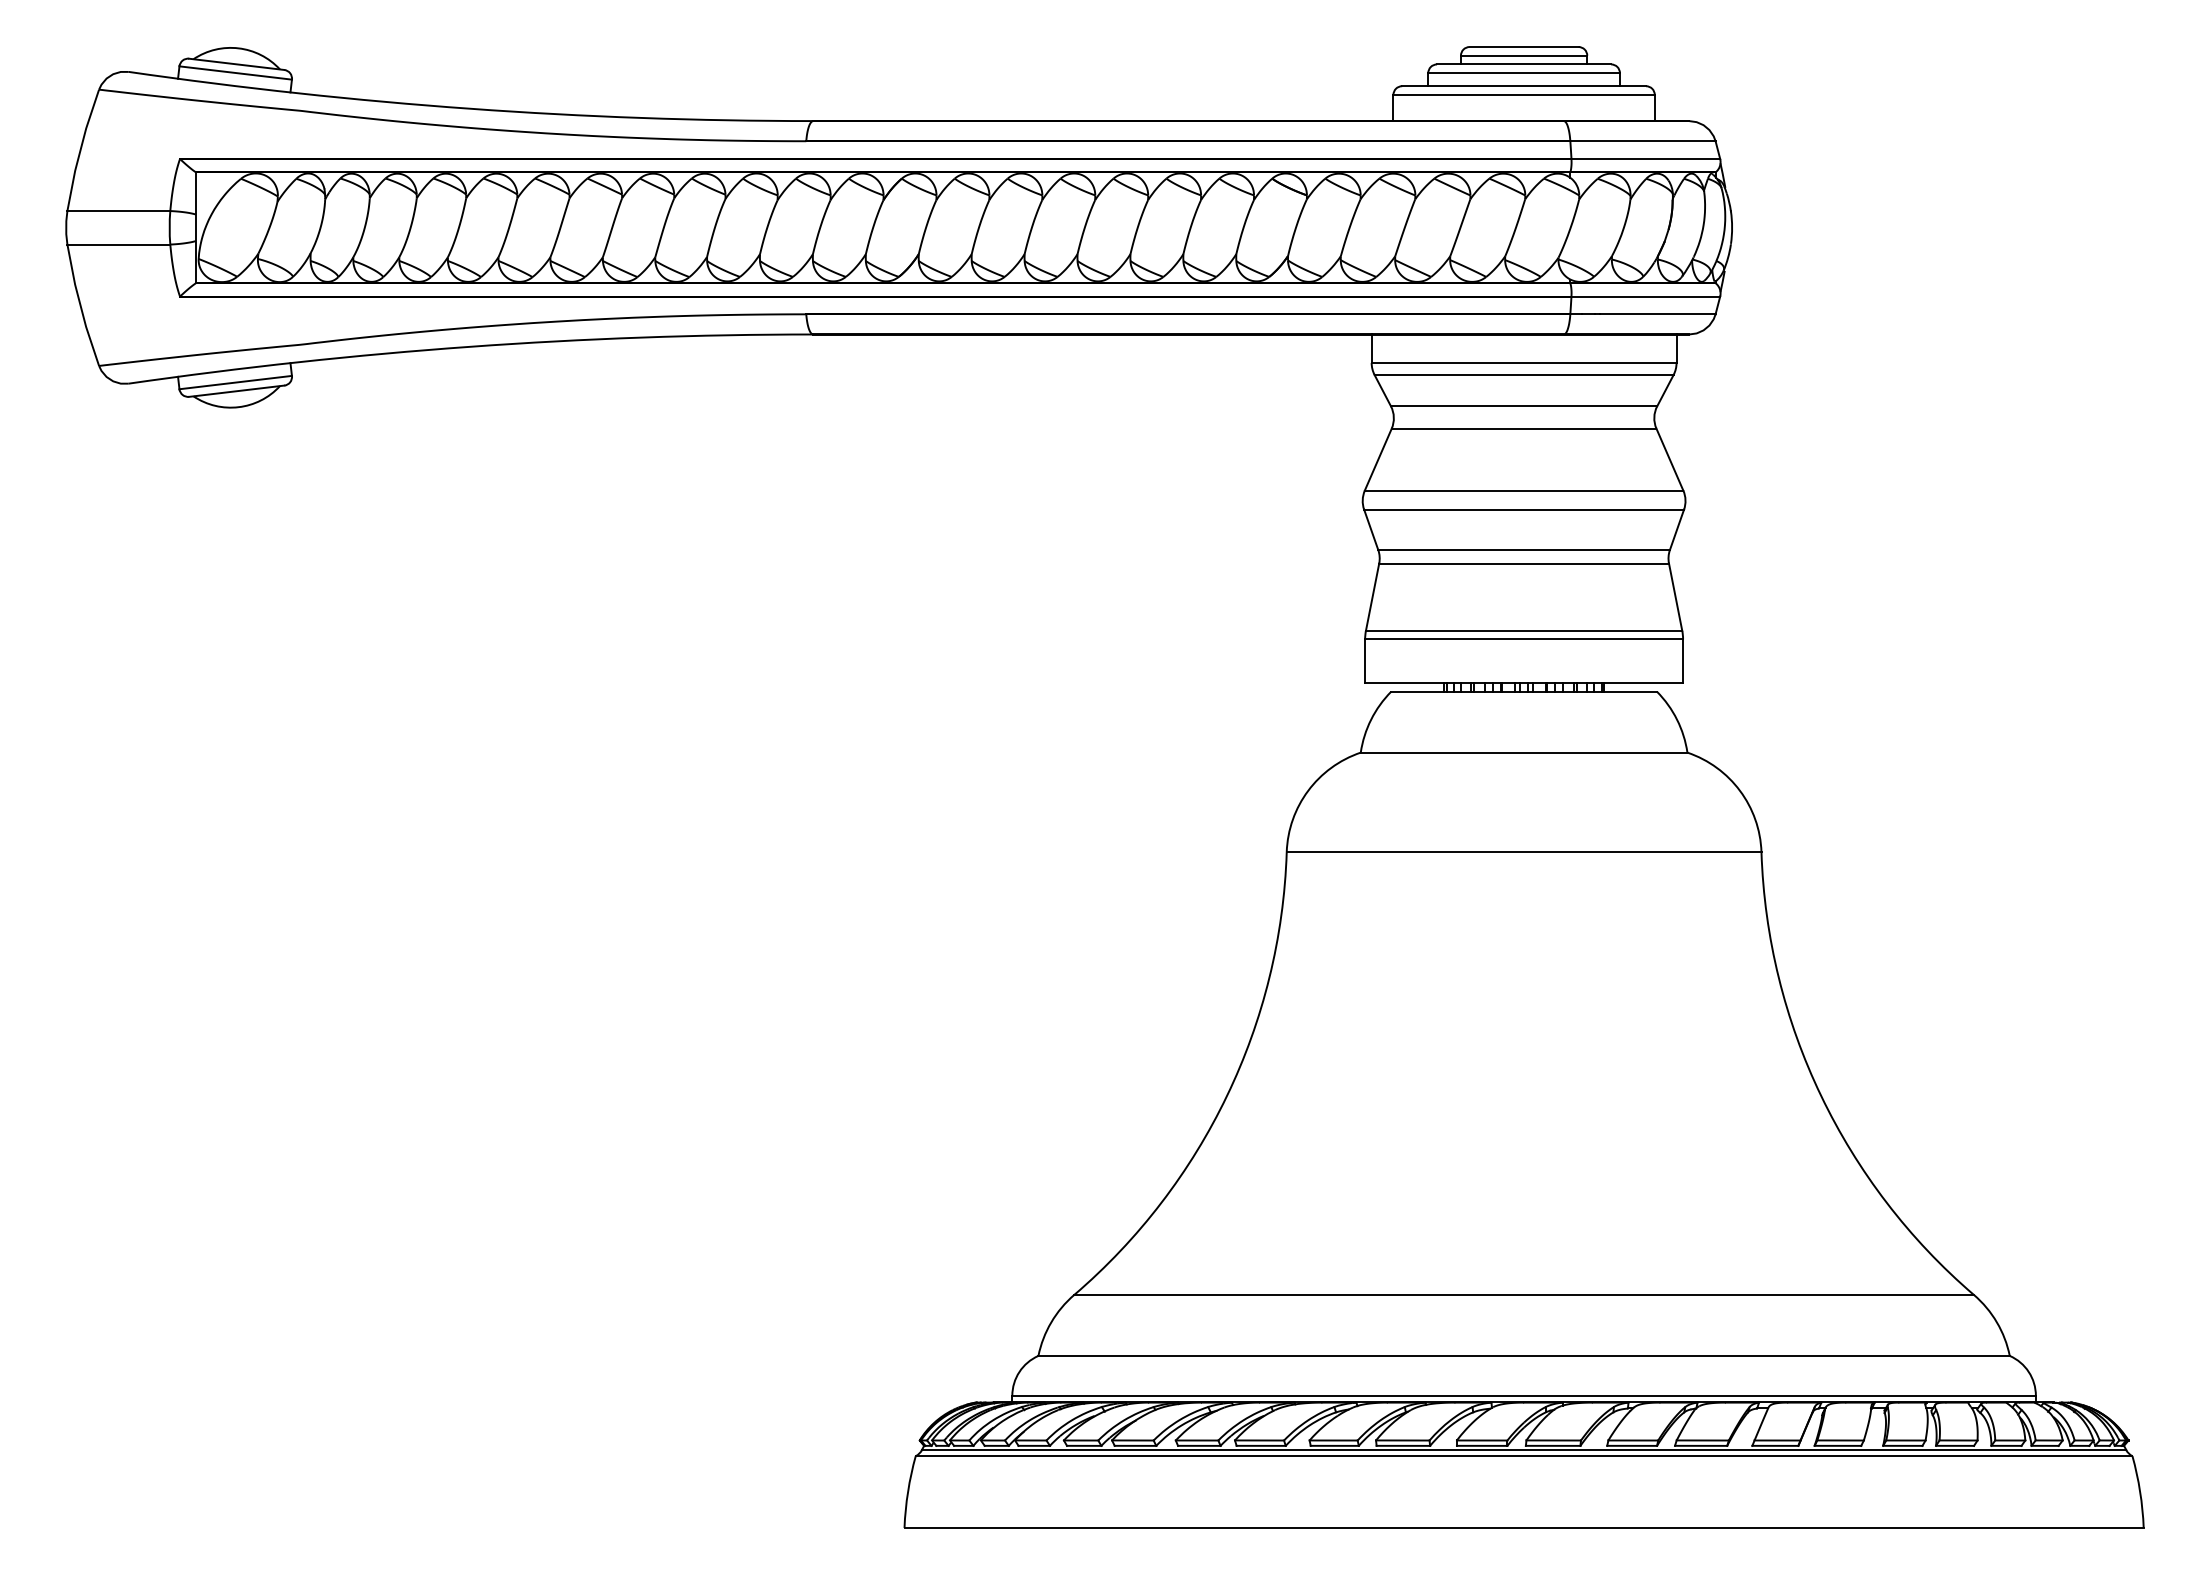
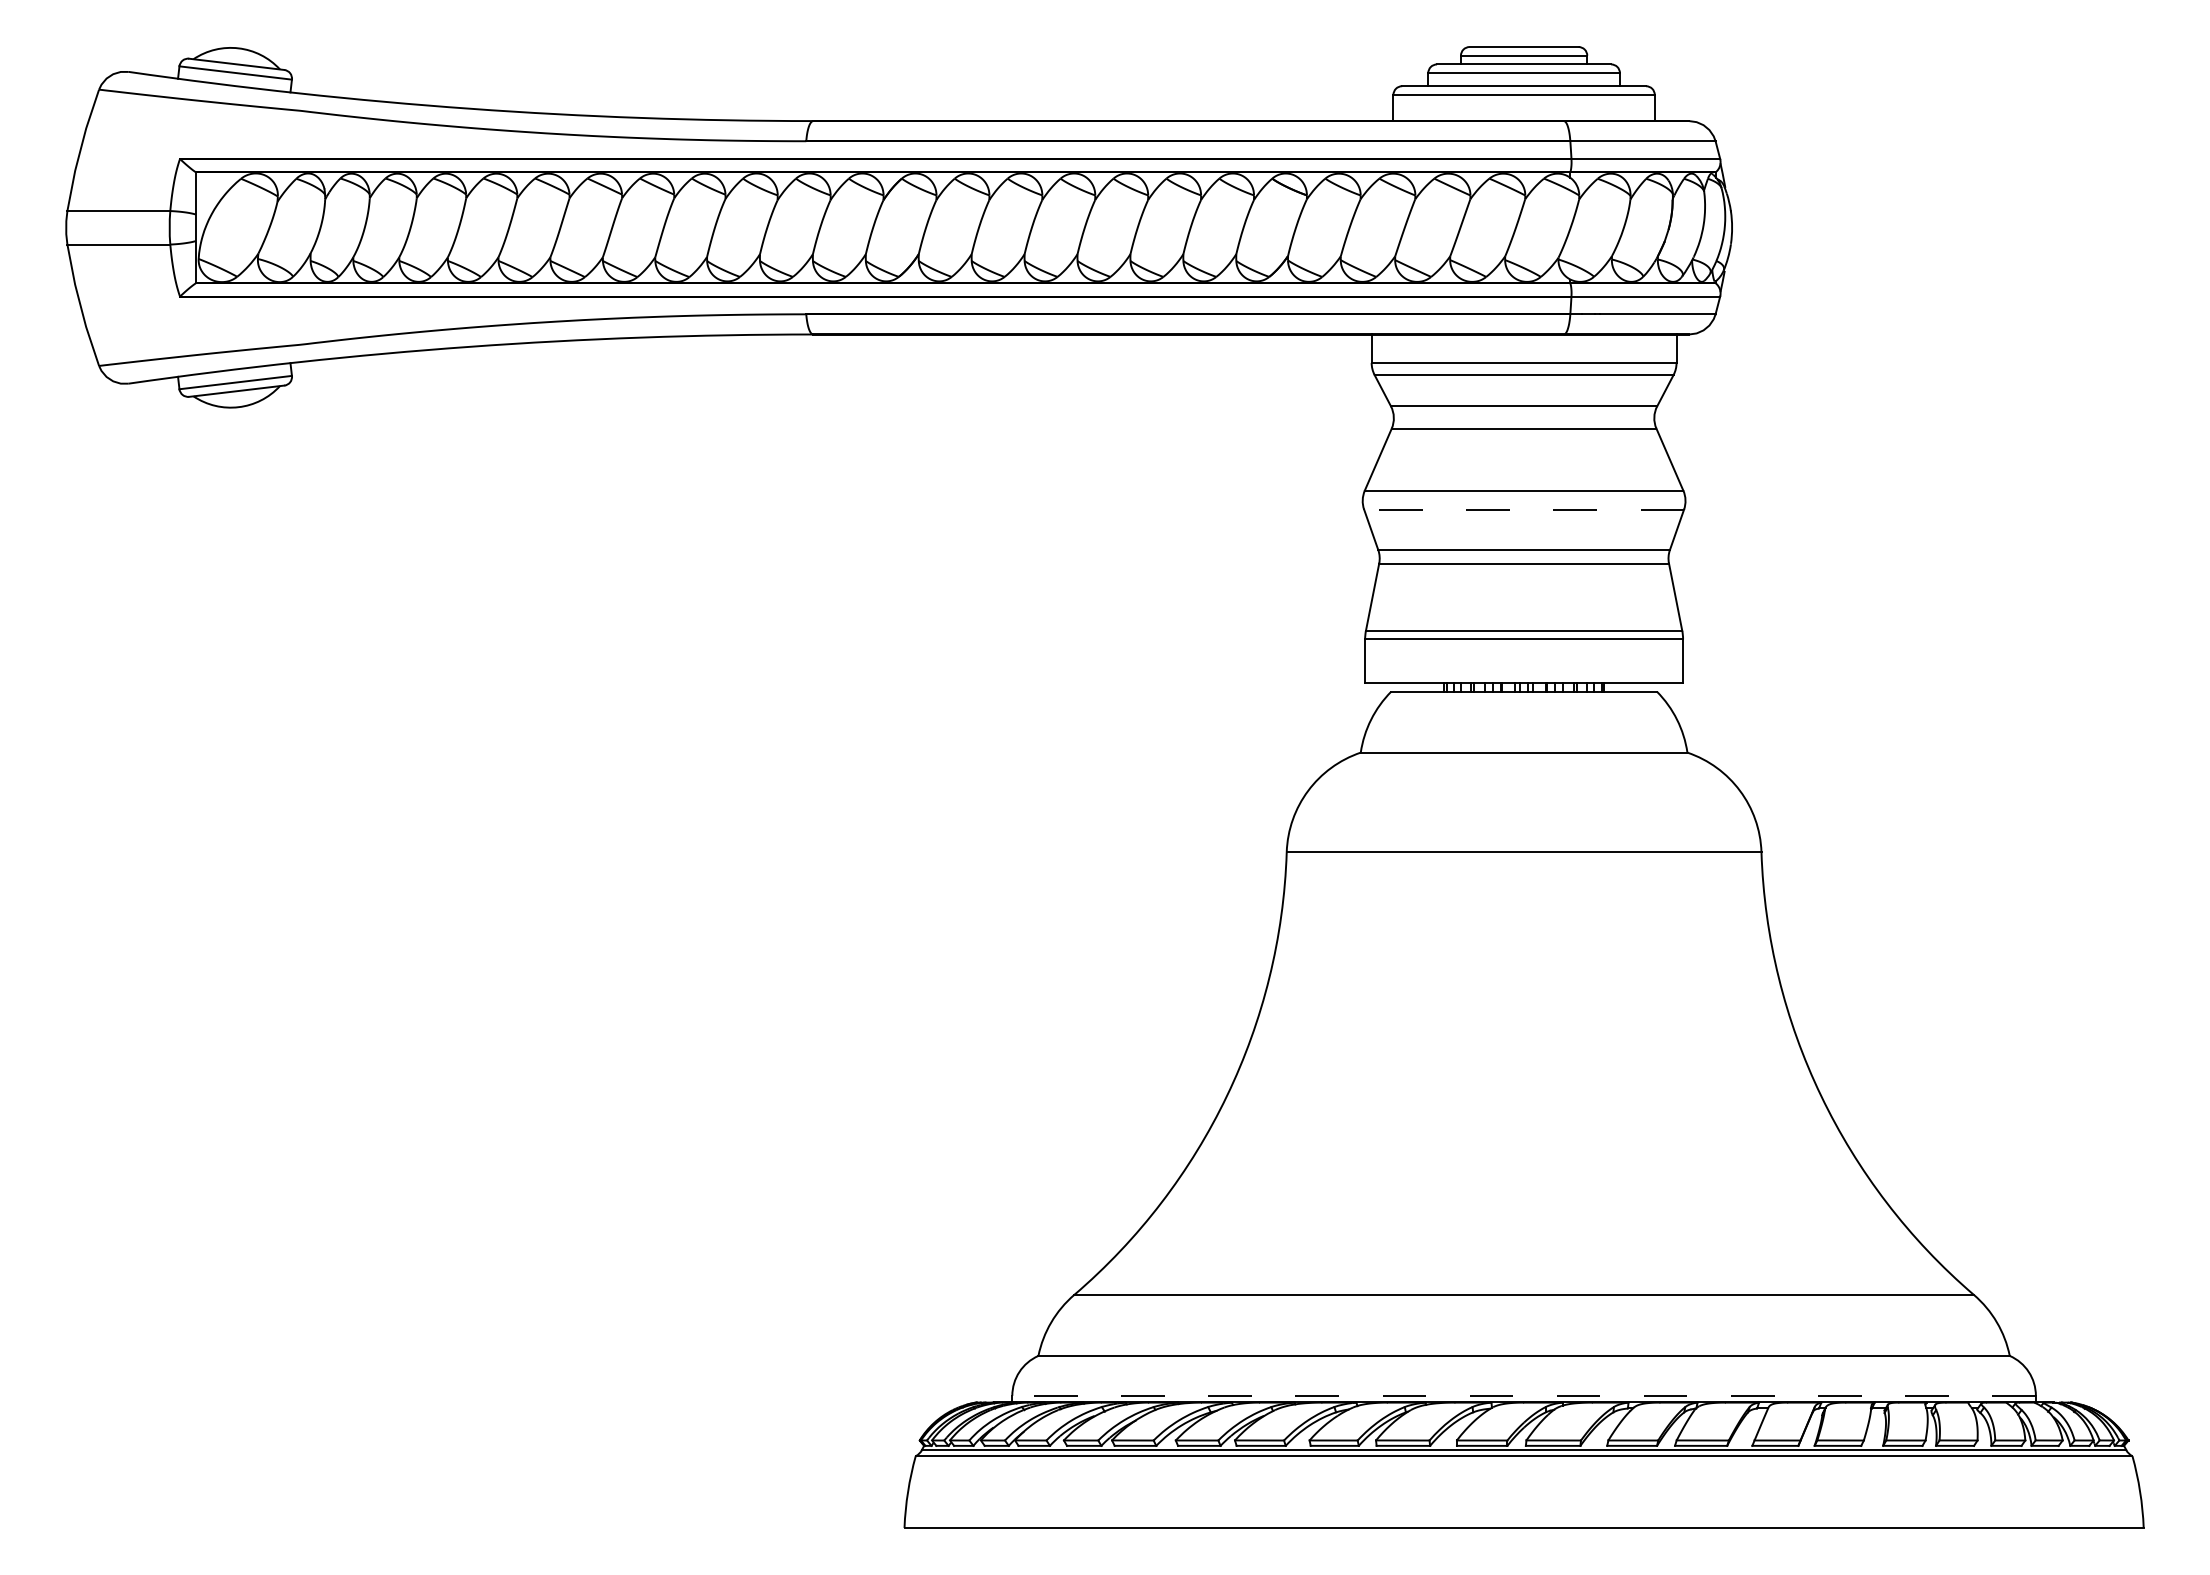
line: solid -> dashed (1524, 509)
line: solid -> dashed (1524, 1395)
